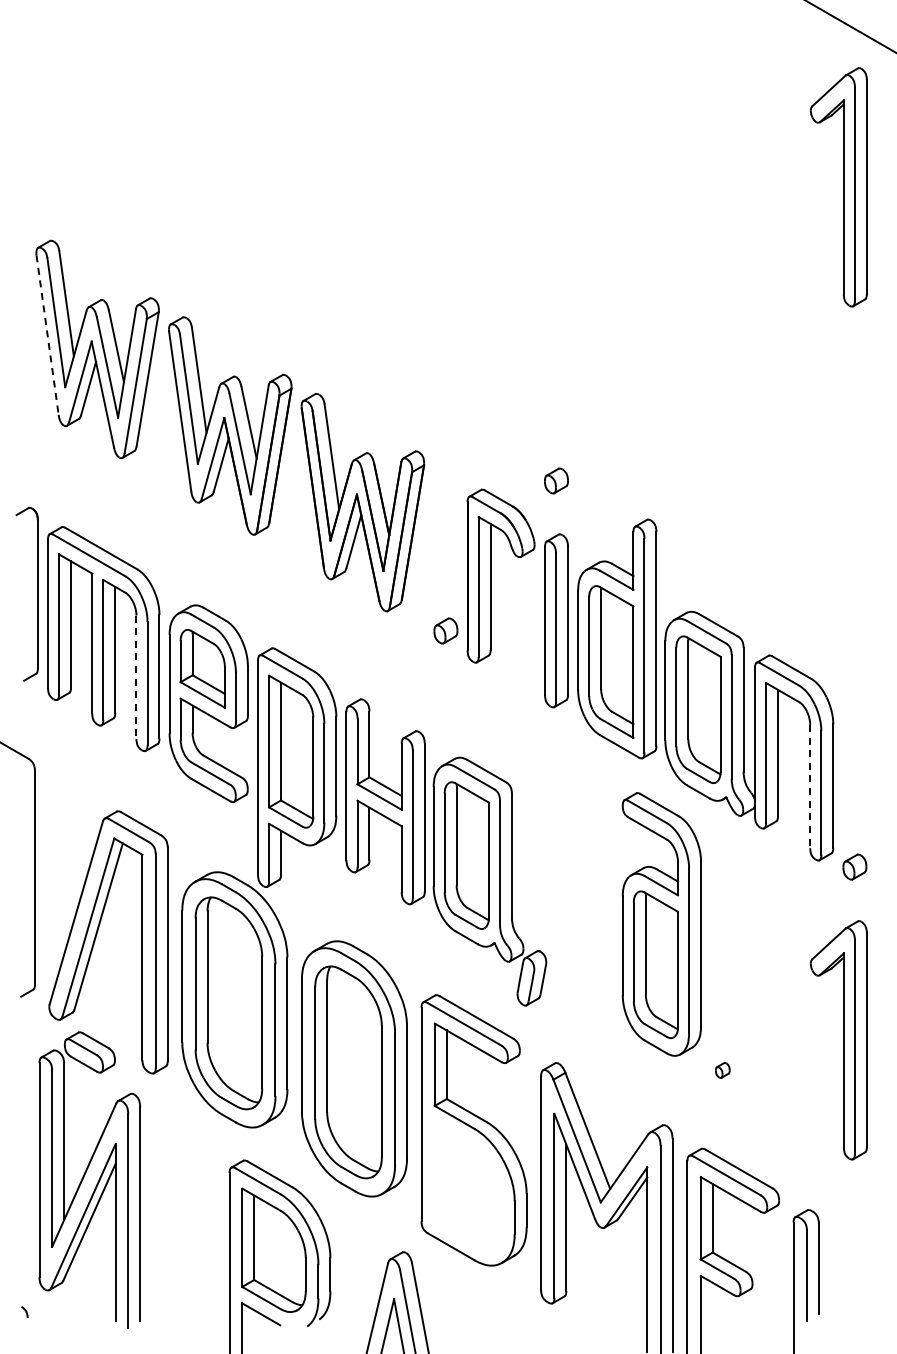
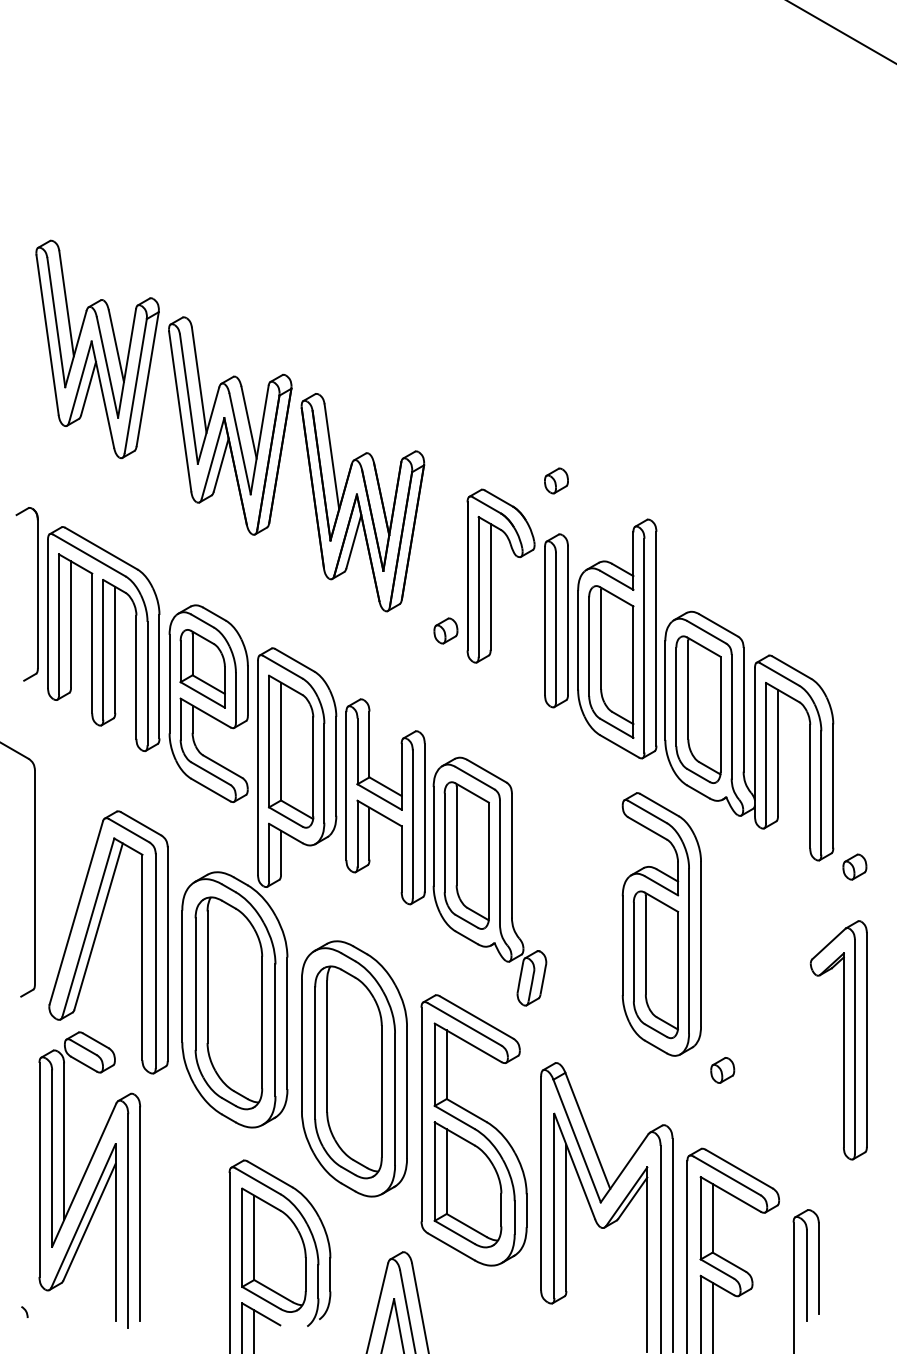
line position: (850, 26) -> (841, 32) (841, 32)
part: present -> none (838, 187)
line: dashed -> solid (47, 335)
line: dashed -> solid (136, 677)
line: dashed -> solid (810, 786)
part size: 16x17 px -> 26x27 px (722, 1070)
part: none -> present (467, 1184)
line: none -> present (712, 1316)
line: none -> present (254, 1330)
